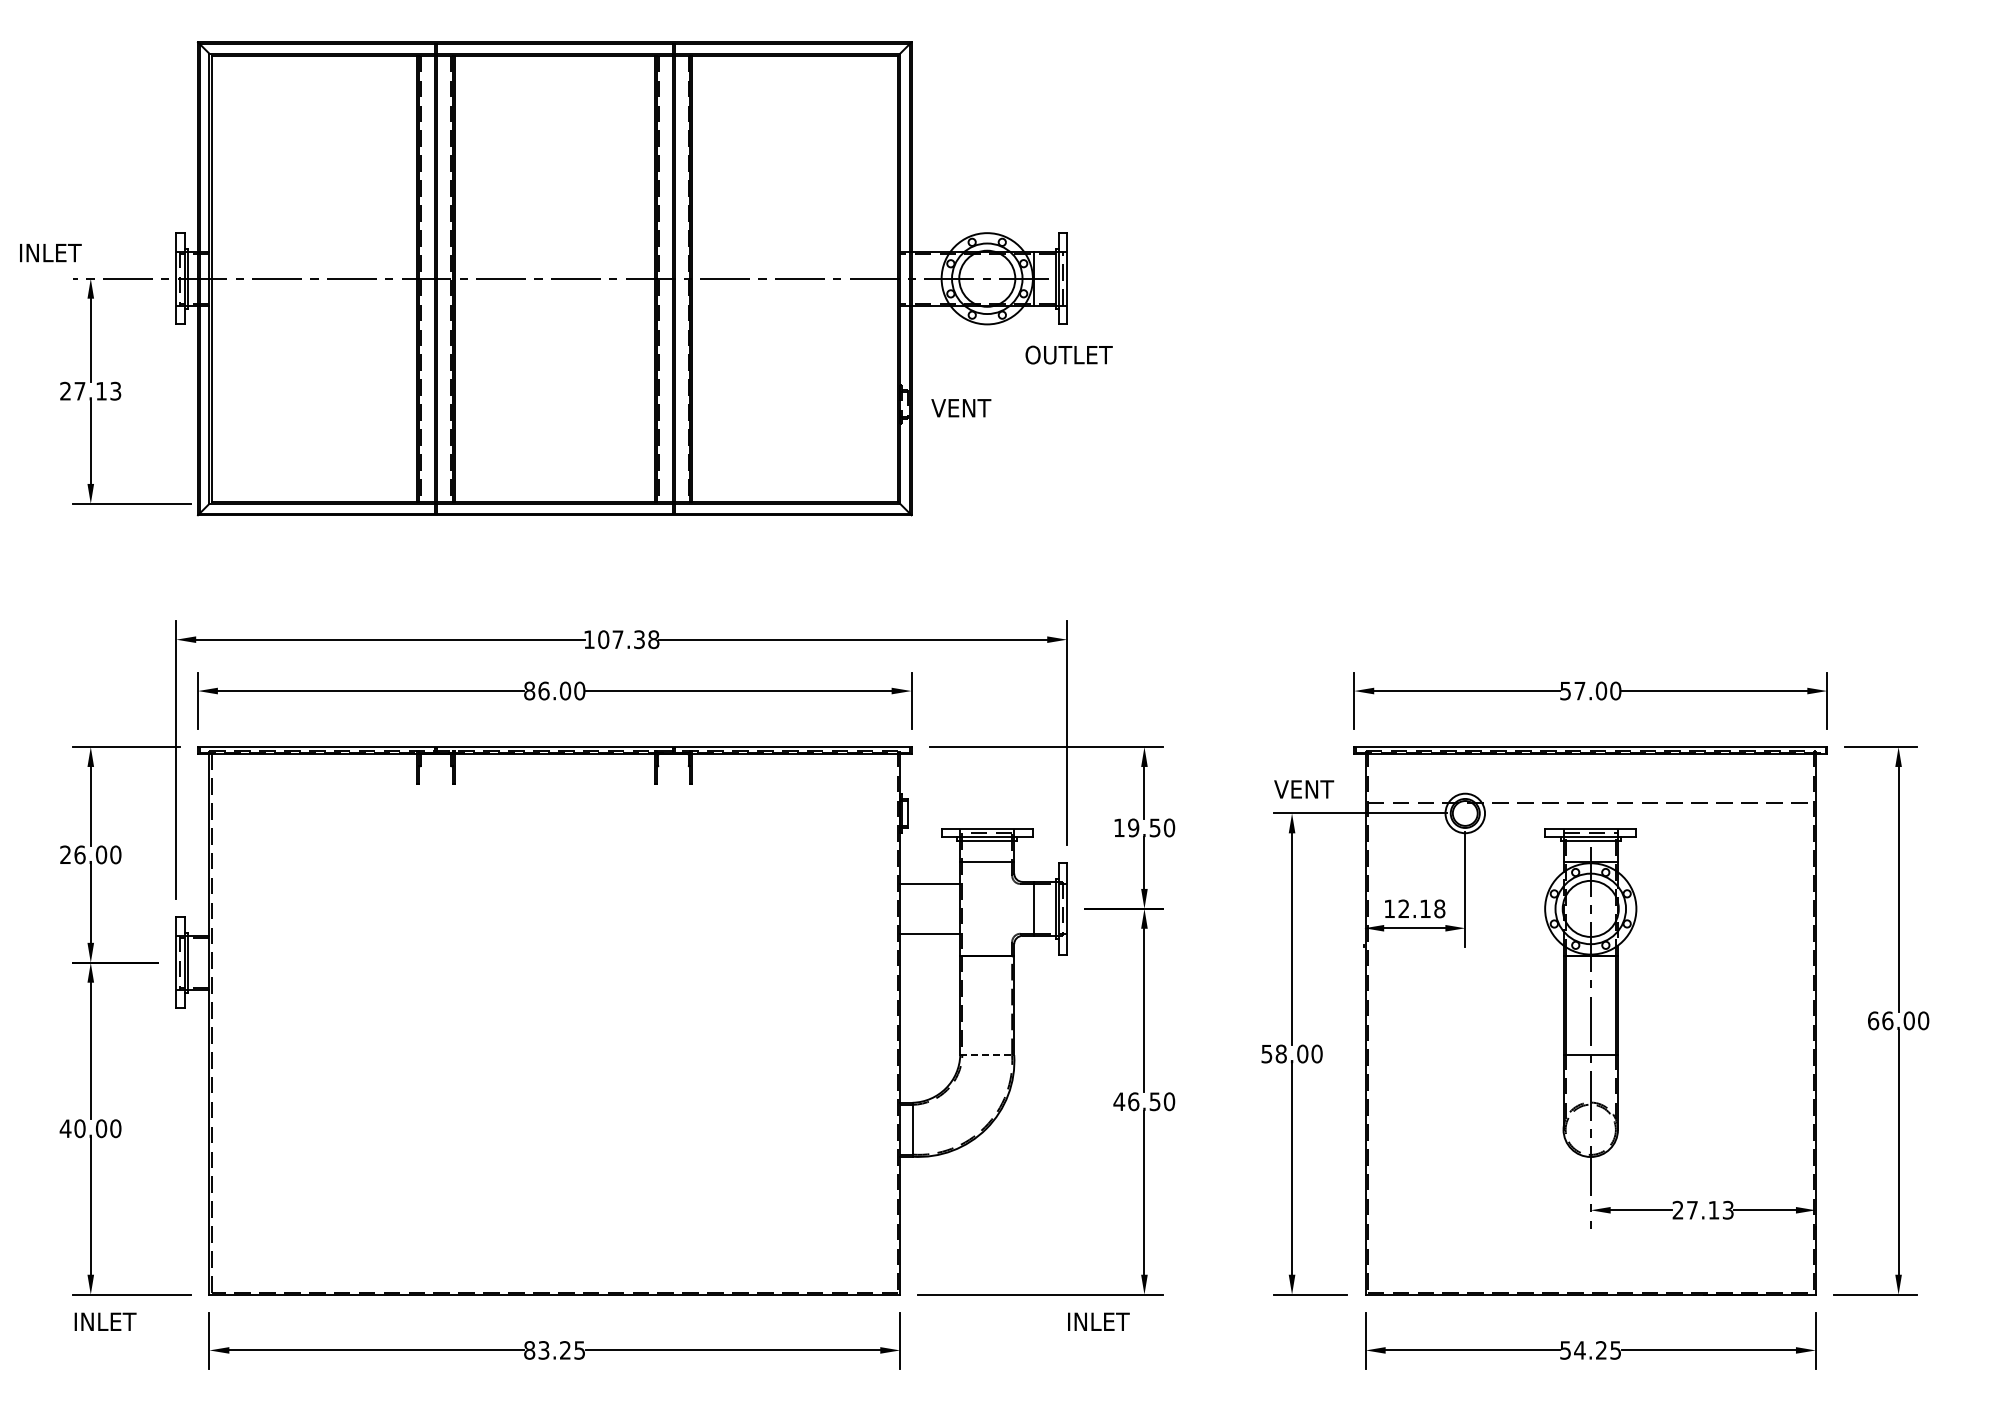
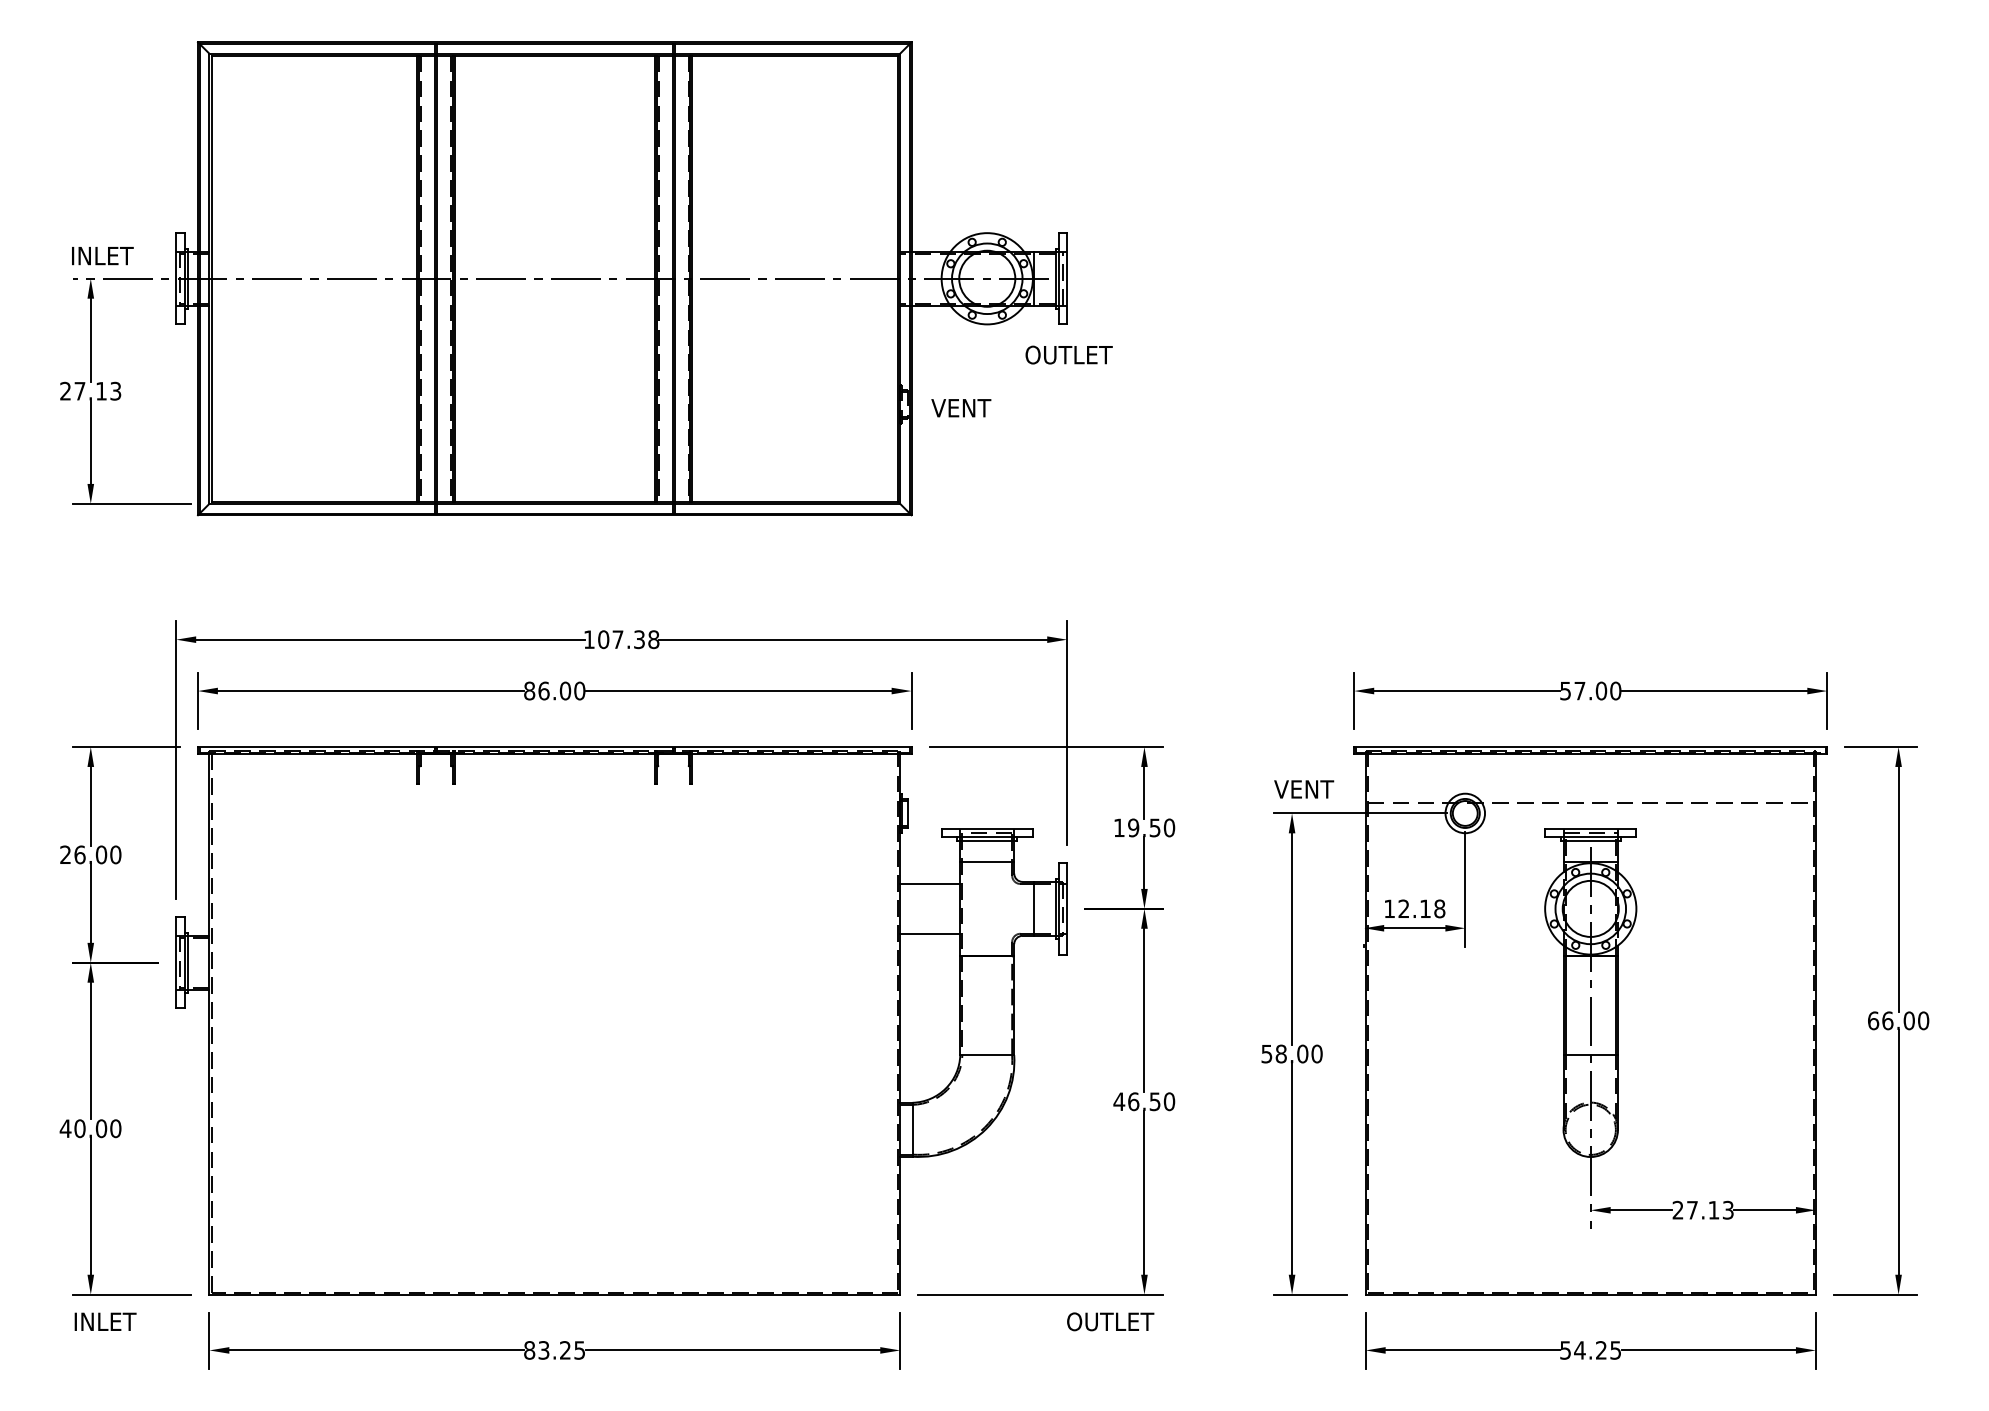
text position: (50, 253) -> (102, 256) (102, 256)
line: dashed -> solid (987, 1055)
text: INLET -> OUTLET (1110, 1321)
